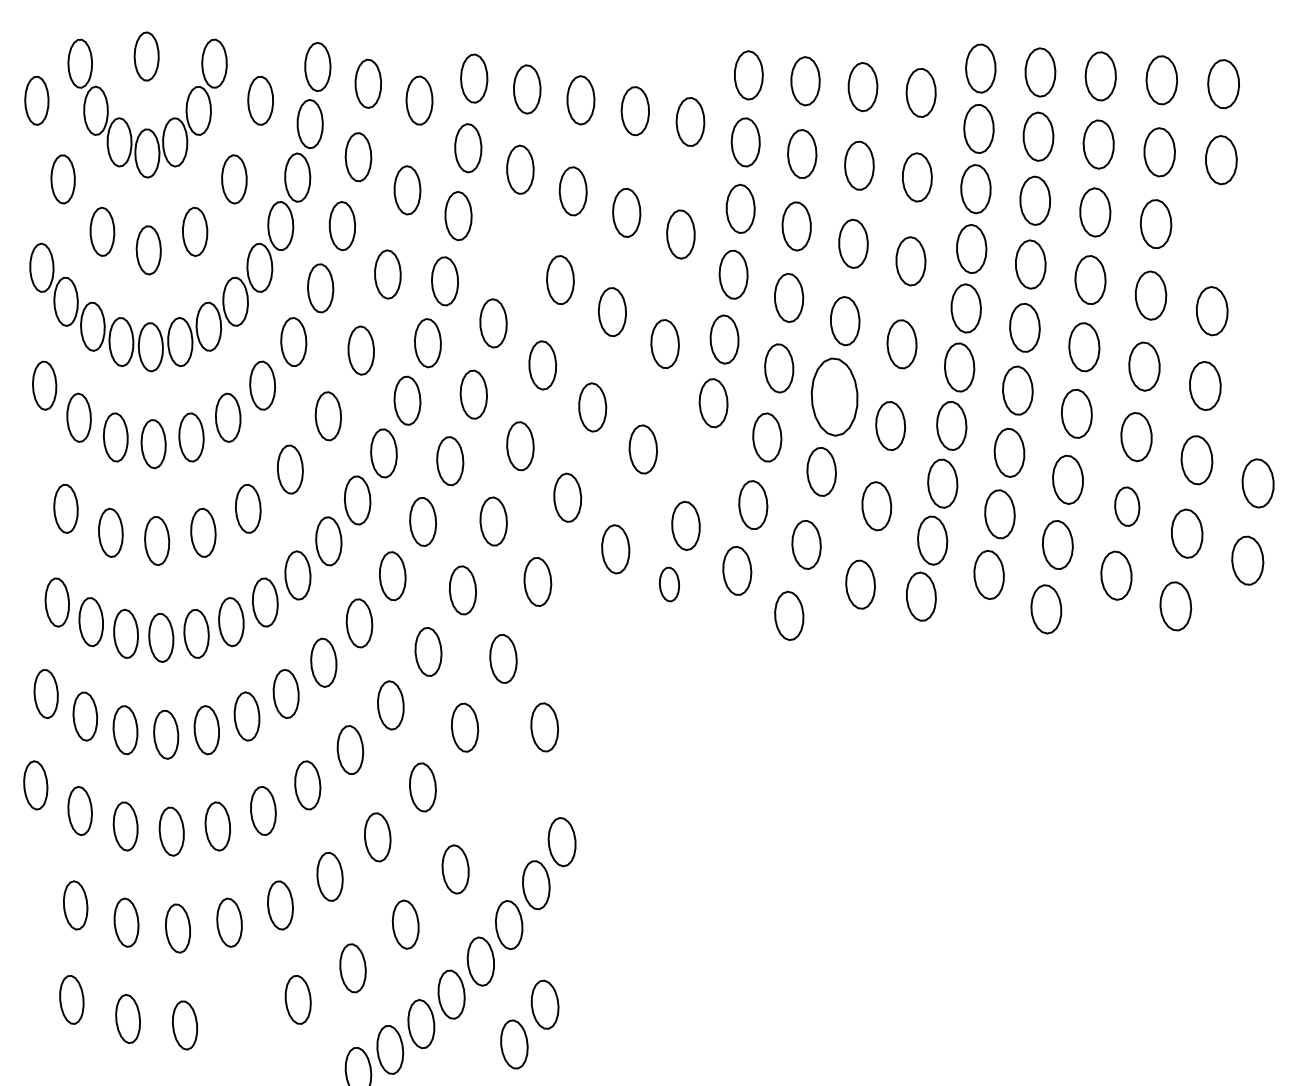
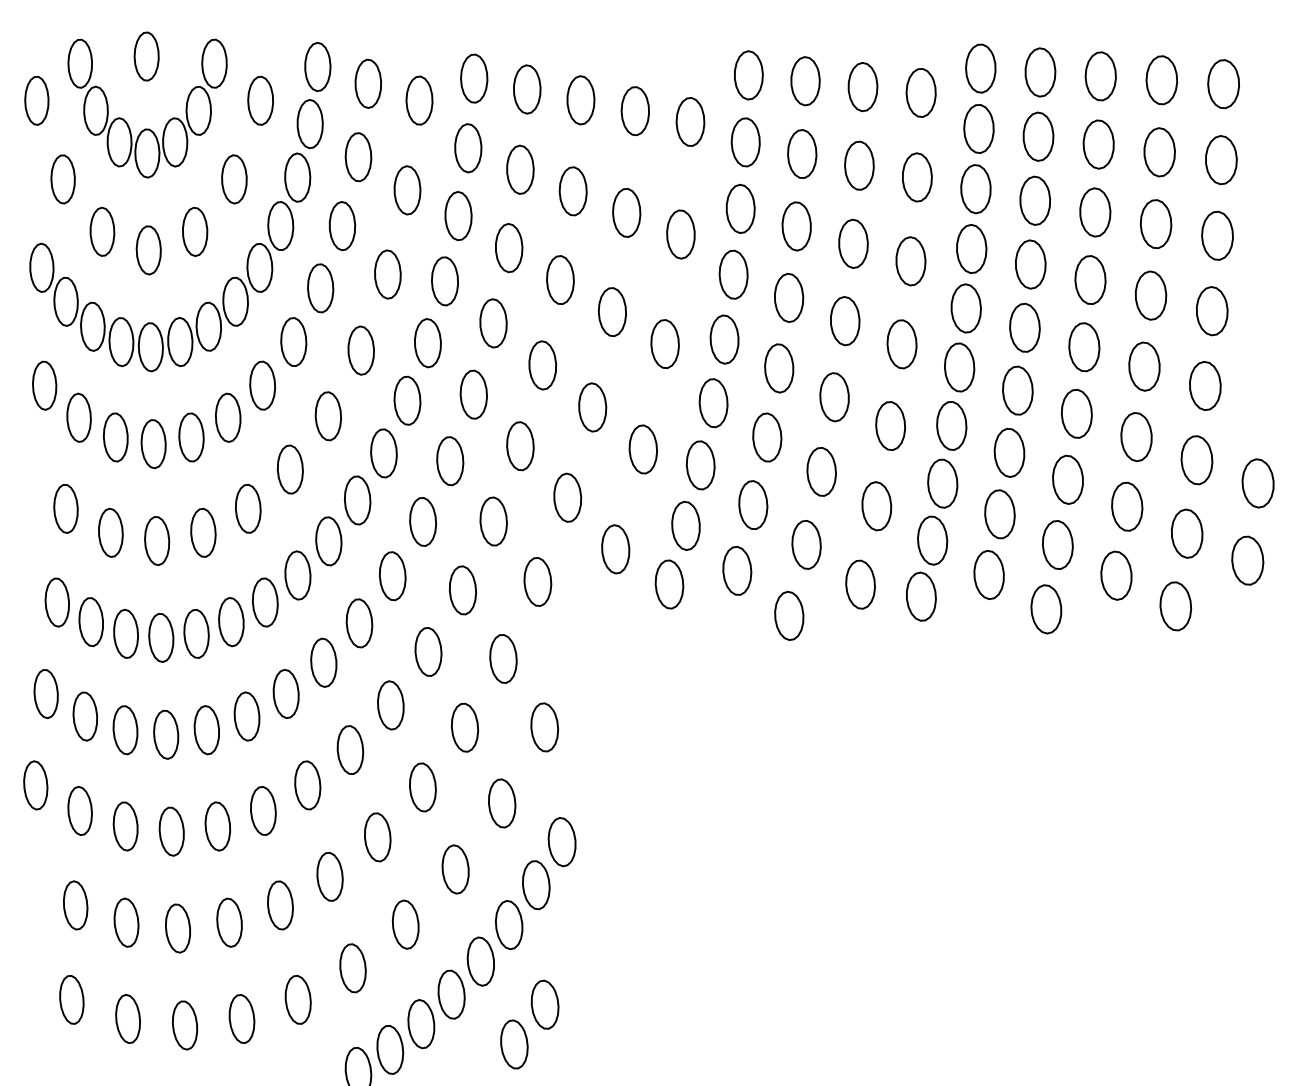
part: none -> present (1217, 235)
part: none -> present (509, 248)
part size: 49x80 px -> 31x51 px (834, 397)
part: none -> present (700, 465)
part size: 27x41 px -> 33x51 px (1127, 506)
part size: 22x37 px -> 31x51 px (669, 584)
part: none -> present (502, 803)
part: none -> present (241, 1018)
